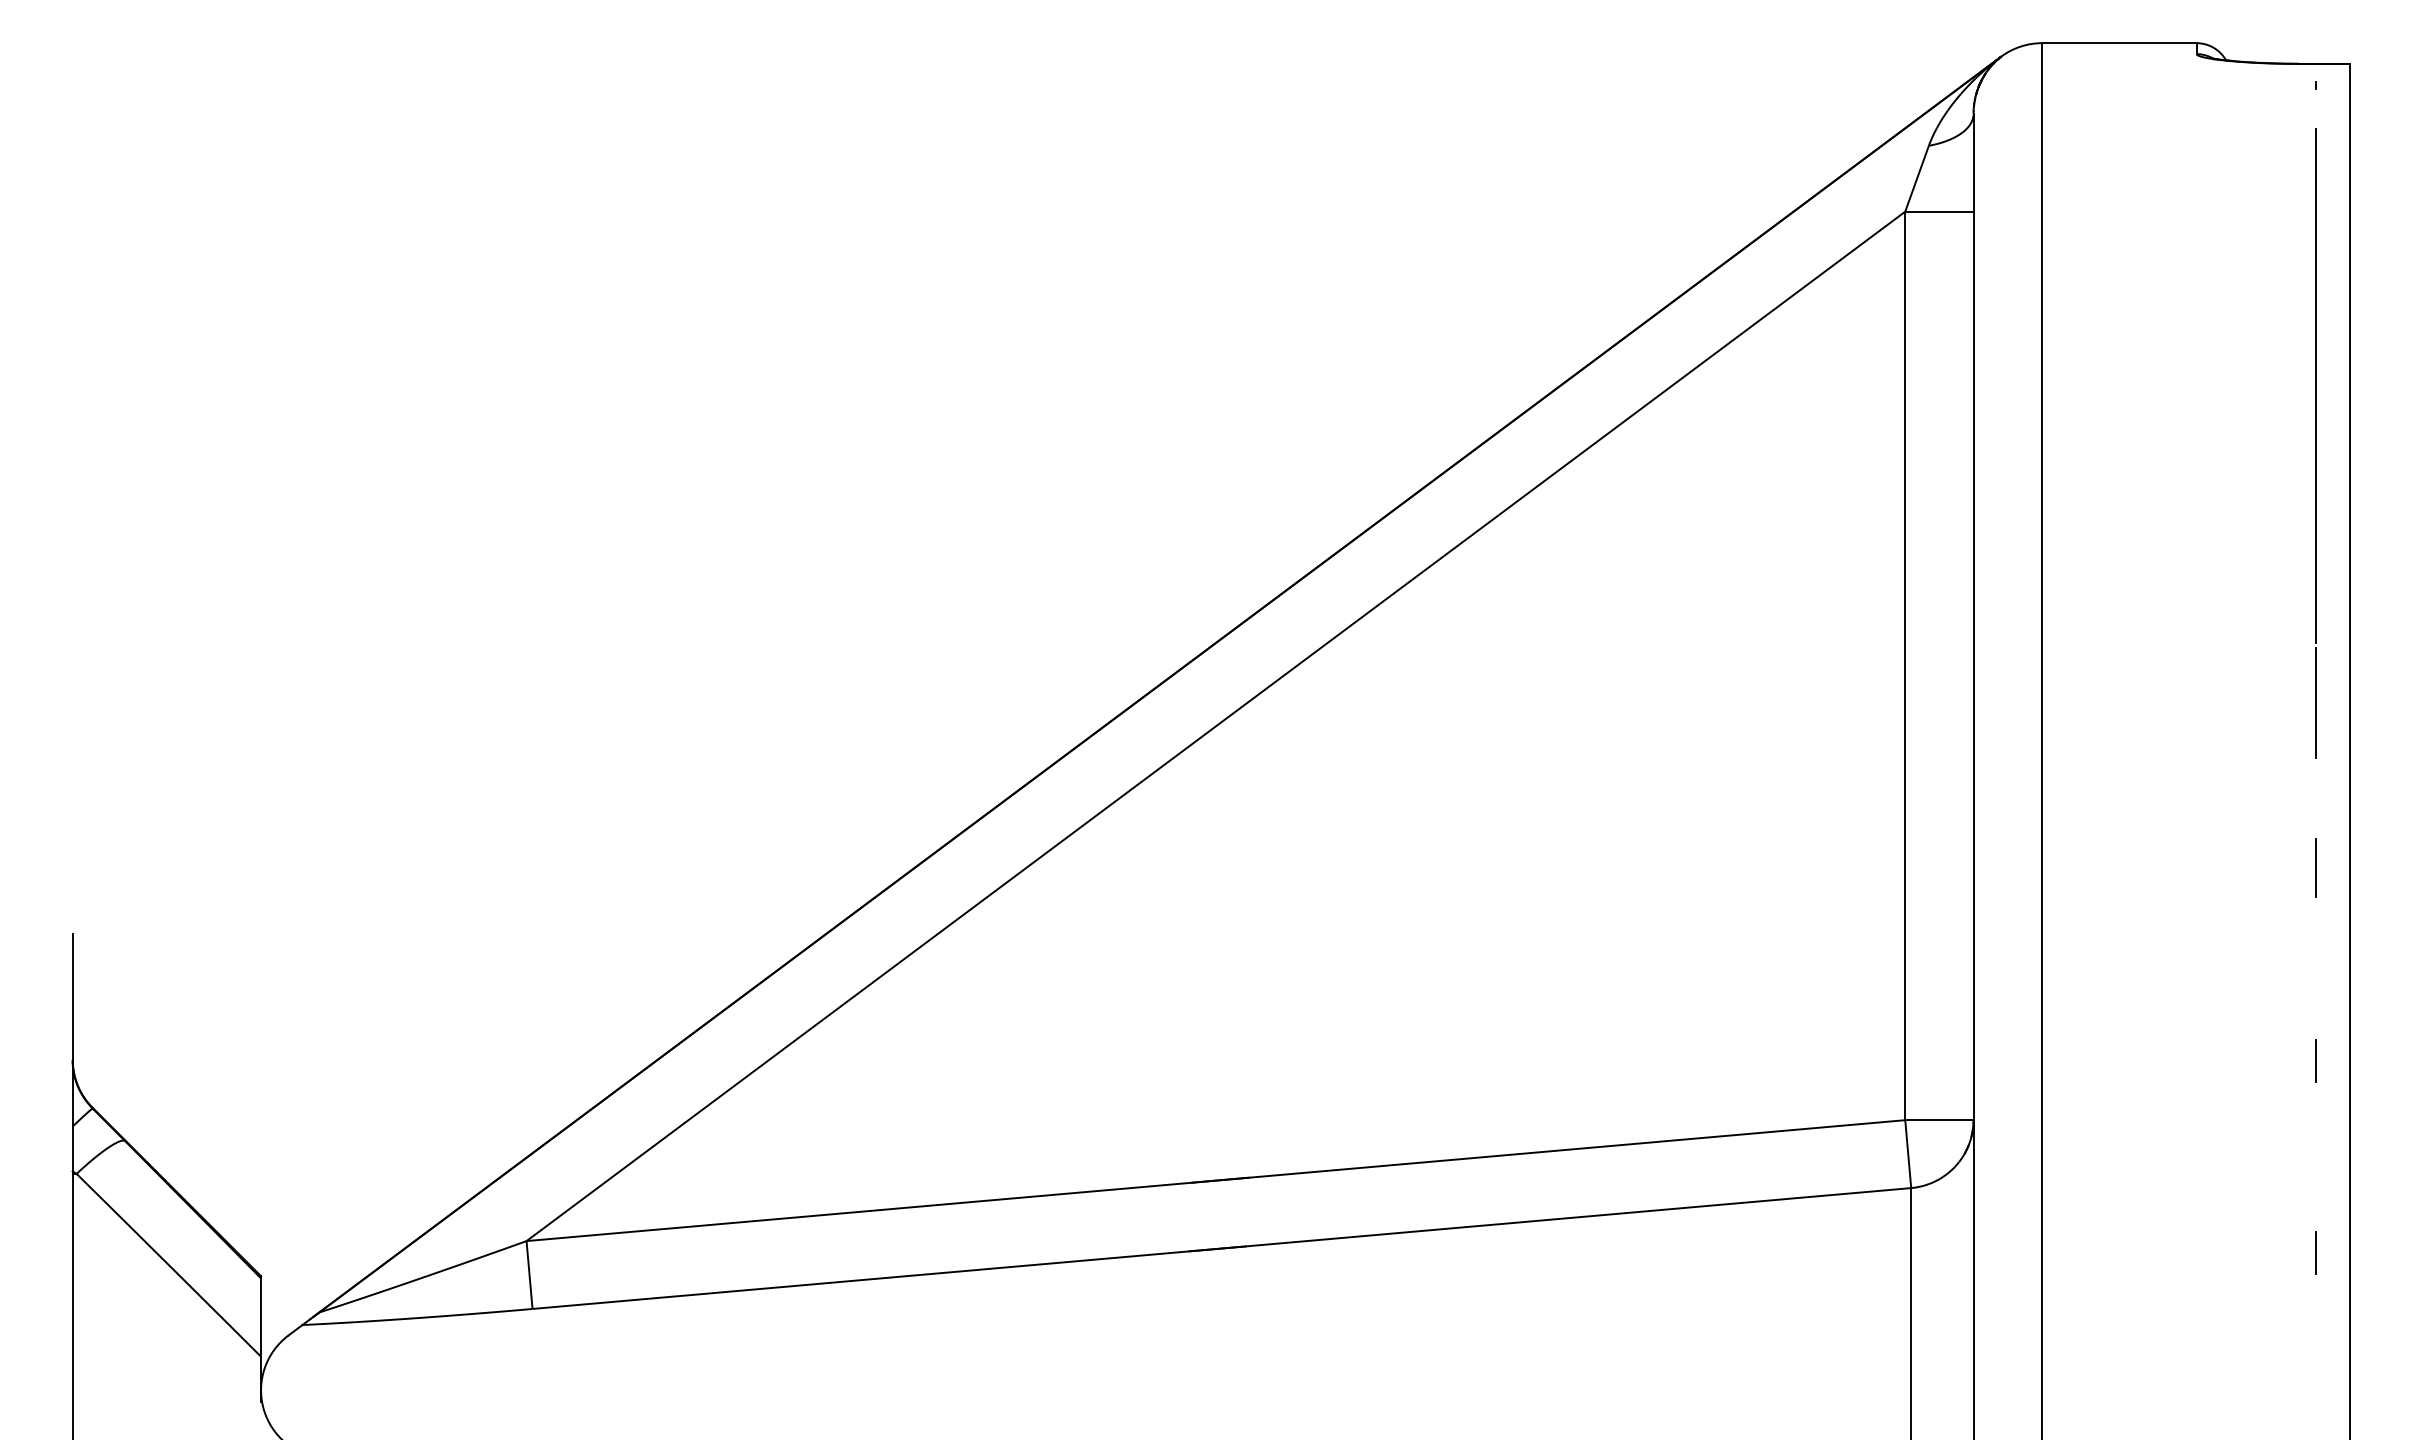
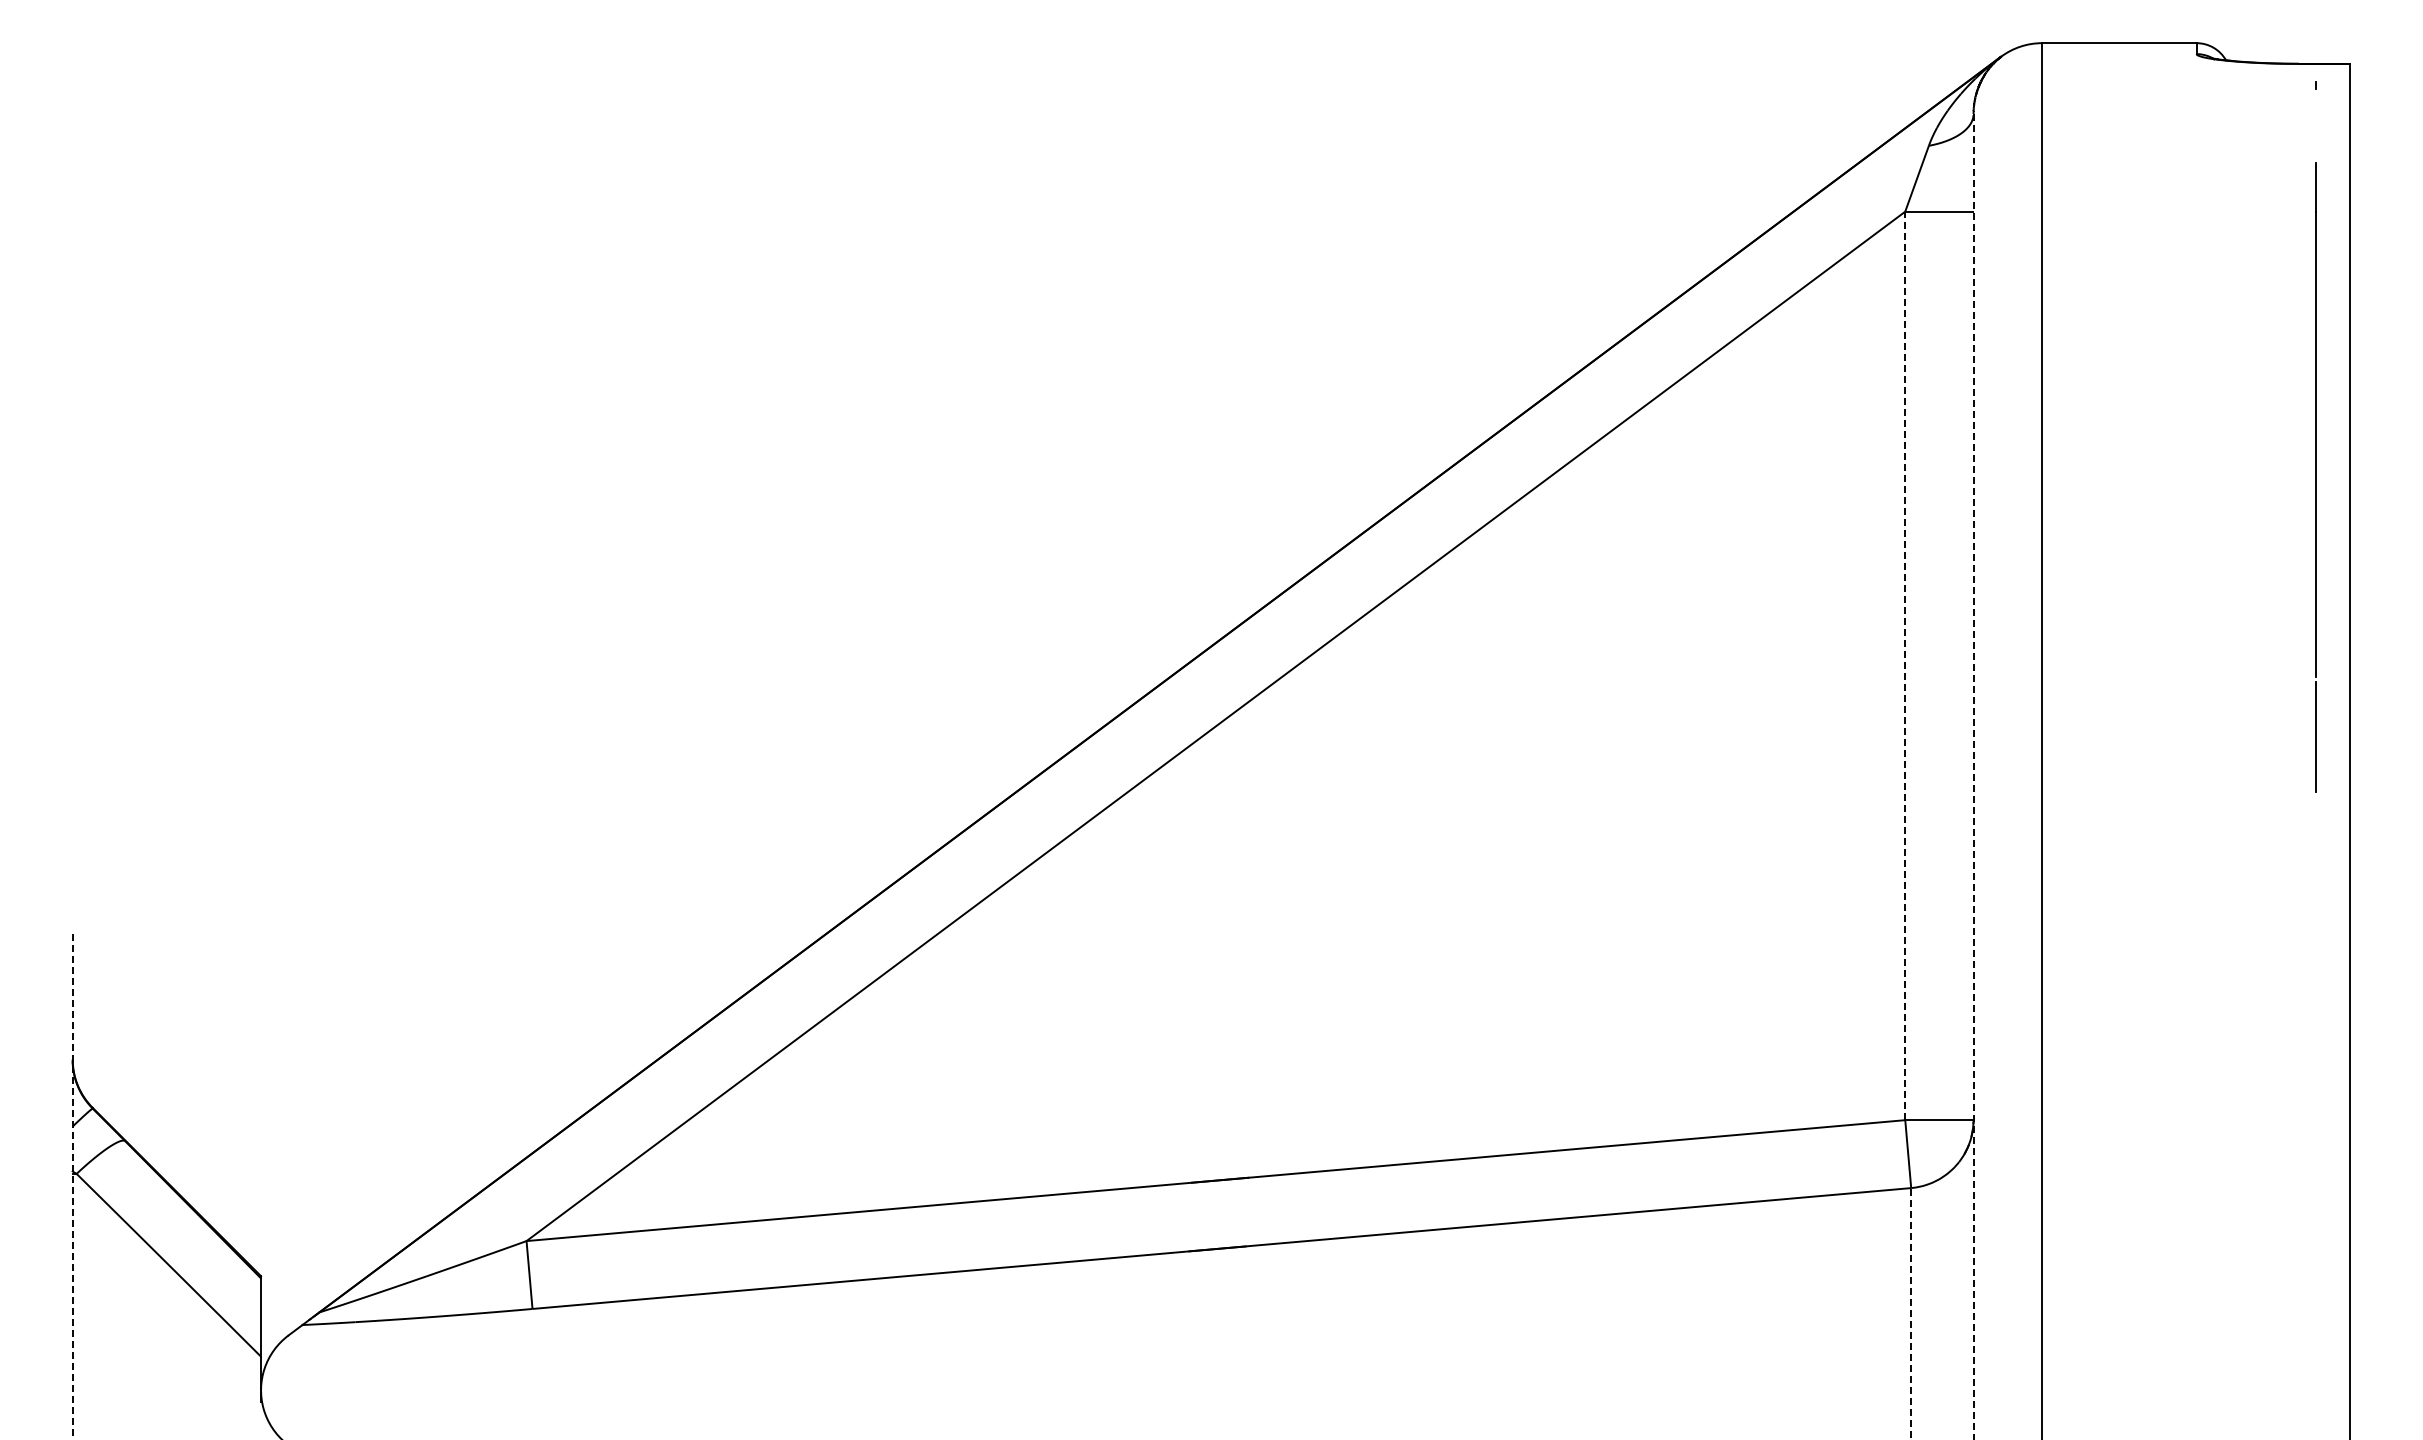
line position: (2315, 443) -> (2315, 477) (2315, 477)
line: solid -> dashed (1905, 665)
line: solid -> dashed (1973, 776)
line: present -> none (2316, 867)
line: present -> none (2316, 1060)
line: solid -> dashed (72, 1186)
line: present -> none (2316, 1253)
line: solid -> dashed (1911, 1313)
